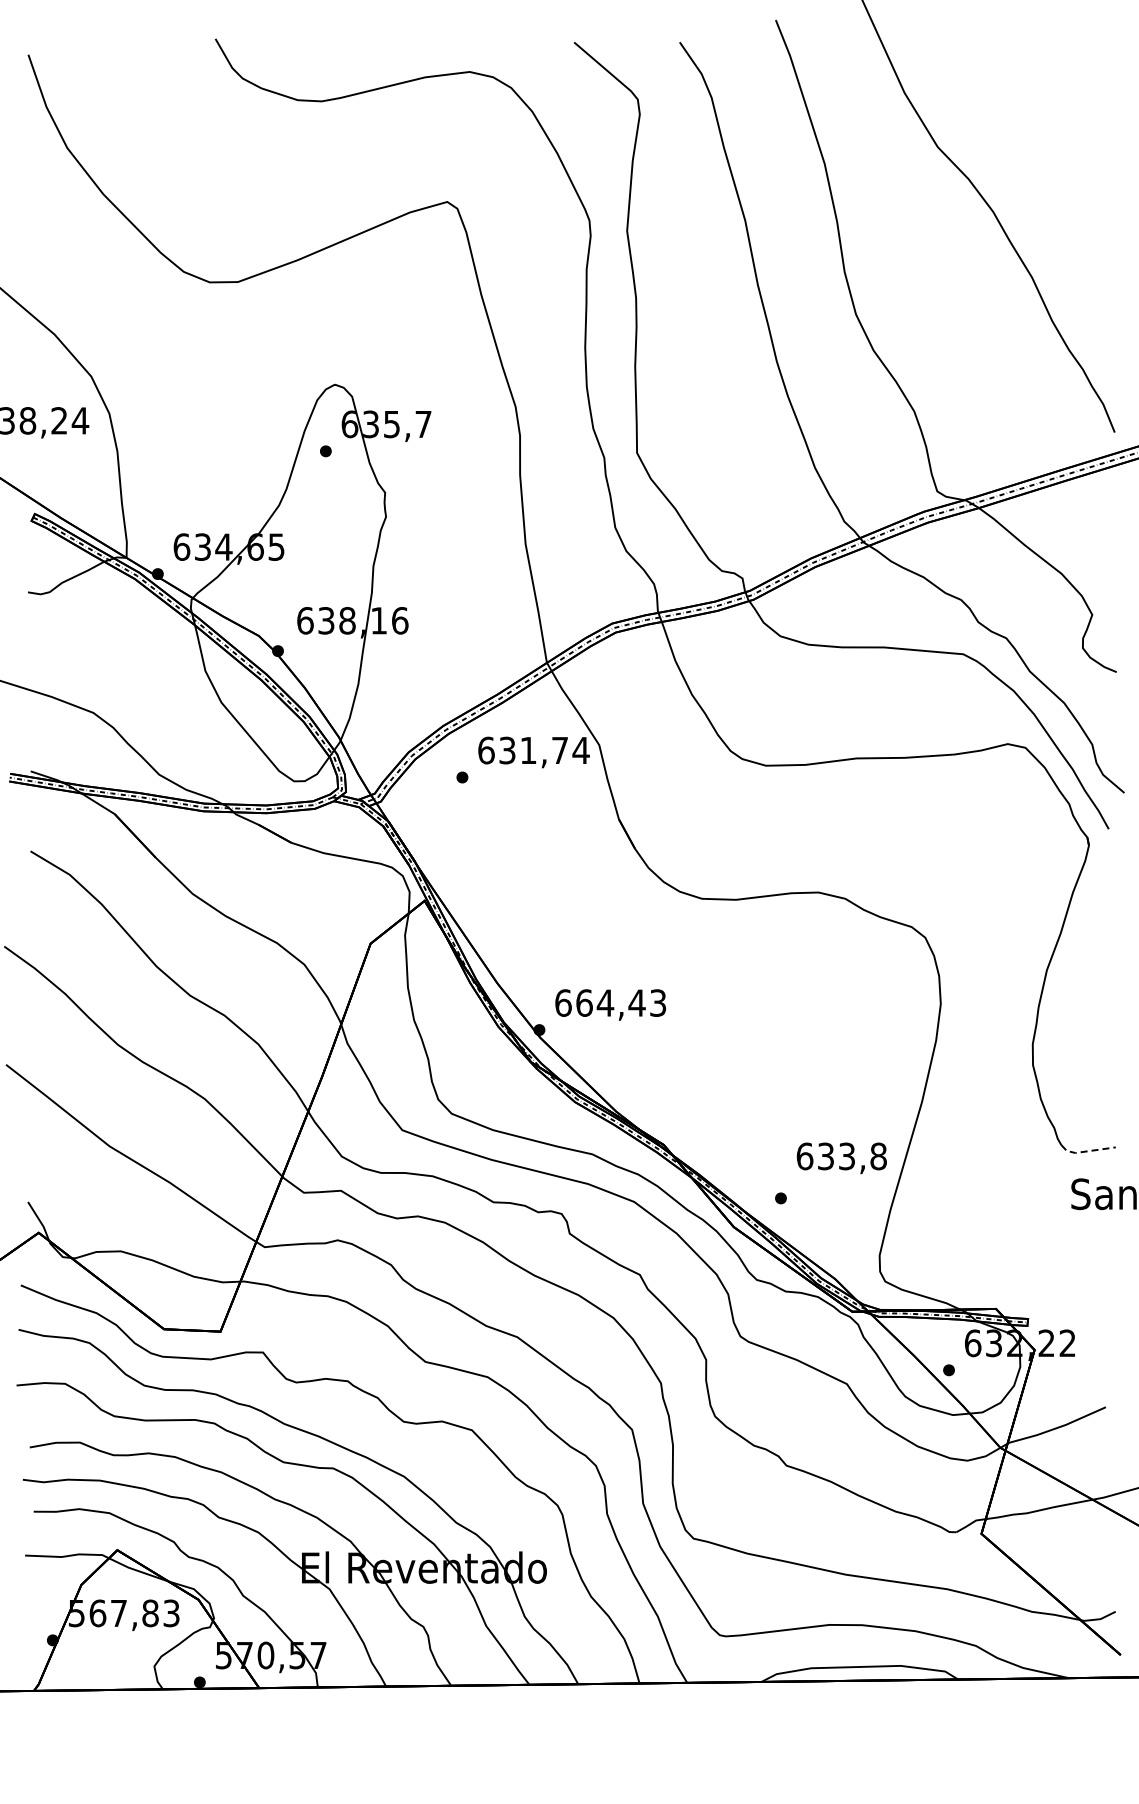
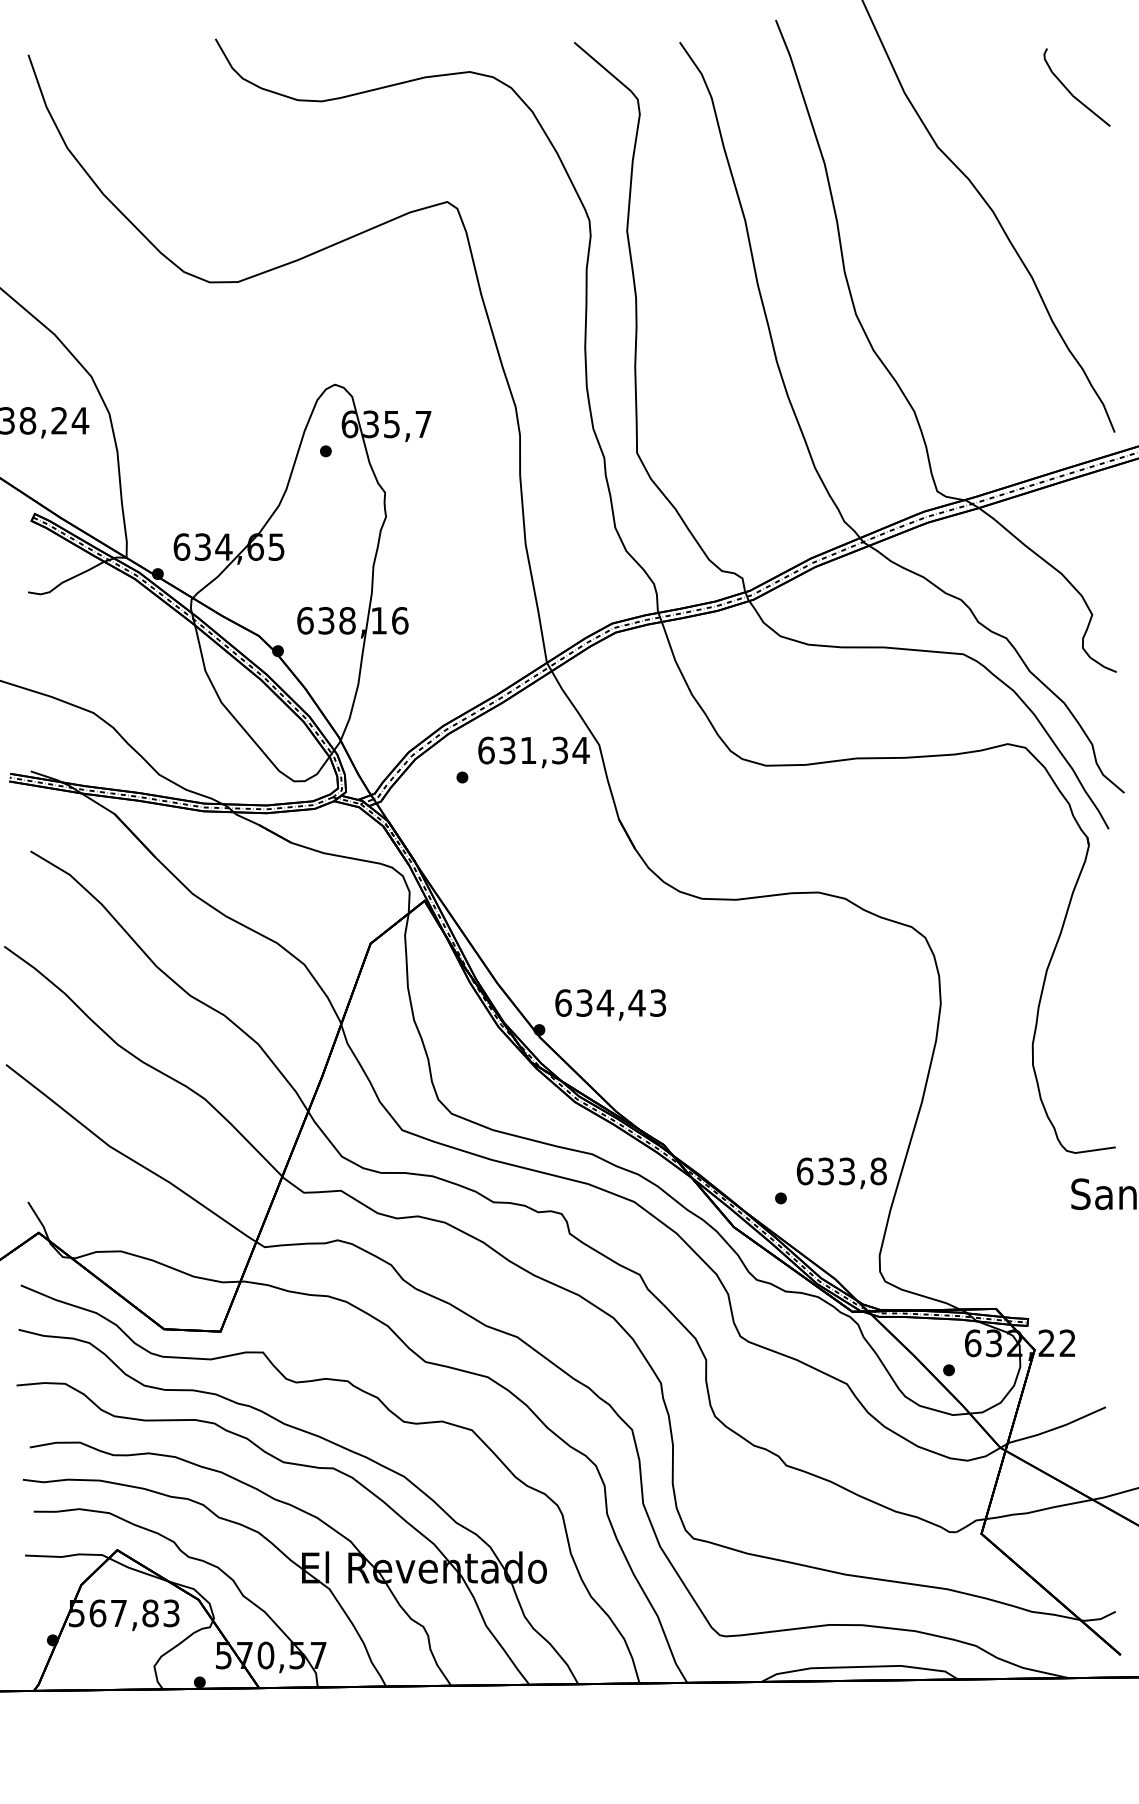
curve: none -> present (1071, 92)
text: 631,74 -> 631,34 (559, 750)
text: 664,43 -> 634,43 (584, 1002)
line: dashed -> solid (1086, 1151)
text position: (841, 1158) -> (841, 1173) (841, 1173)
